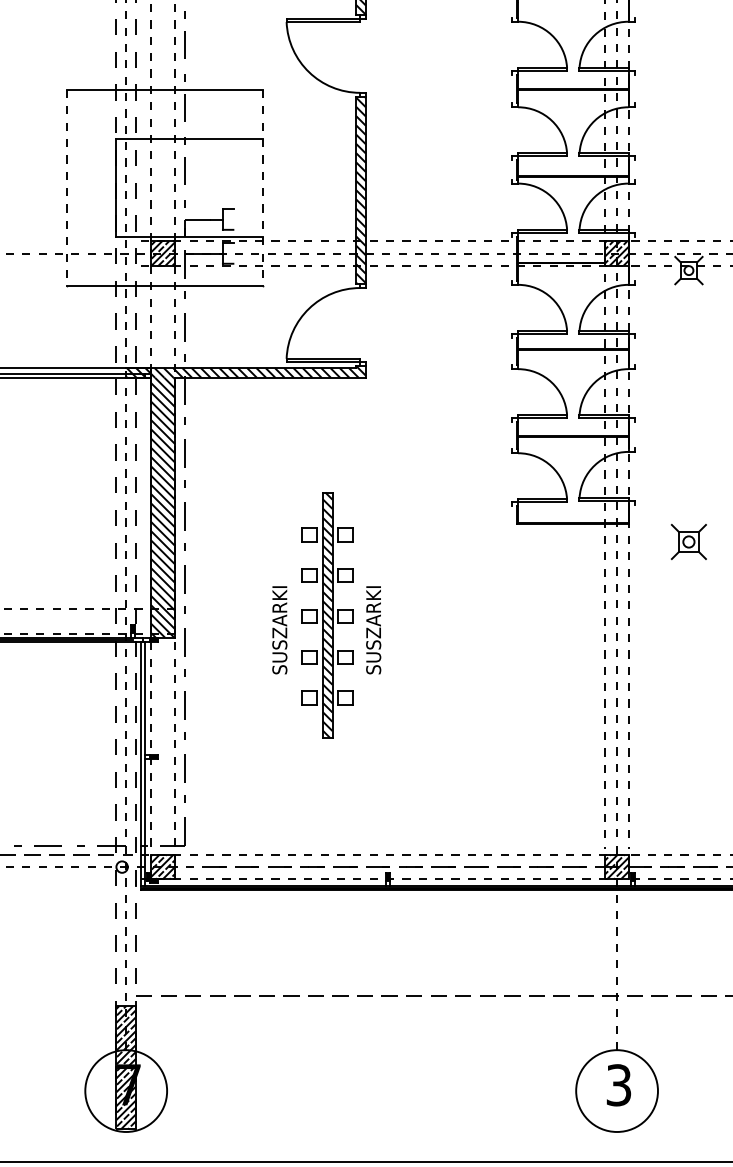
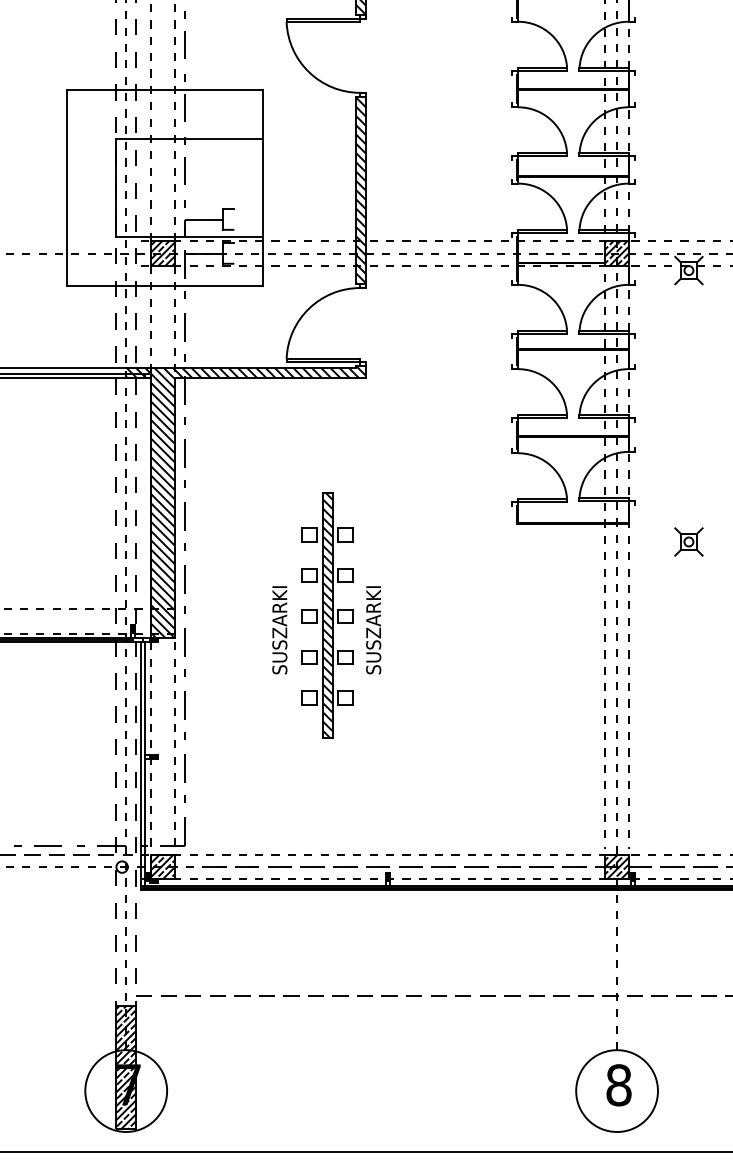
line: dashed -> solid (66, 188)
line: dashed -> solid (263, 188)
part size: 37x37 px -> 30x30 px (688, 541)
text: 3 -> 8 (618, 1085)
line position: (365, 1161) -> (365, 1151) (365, 1151)
